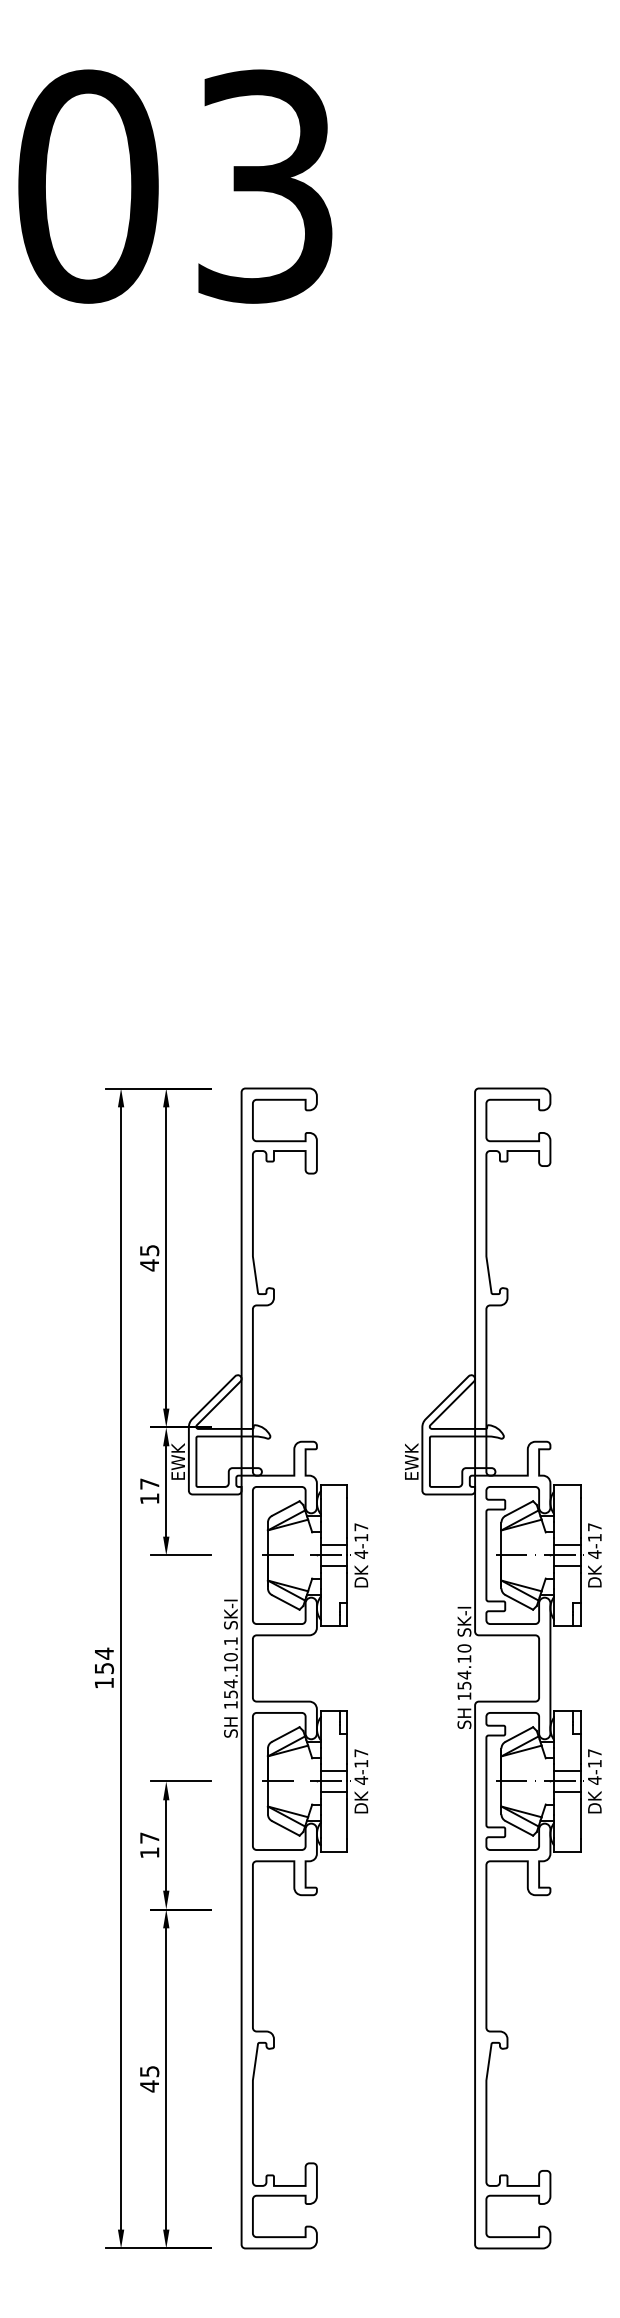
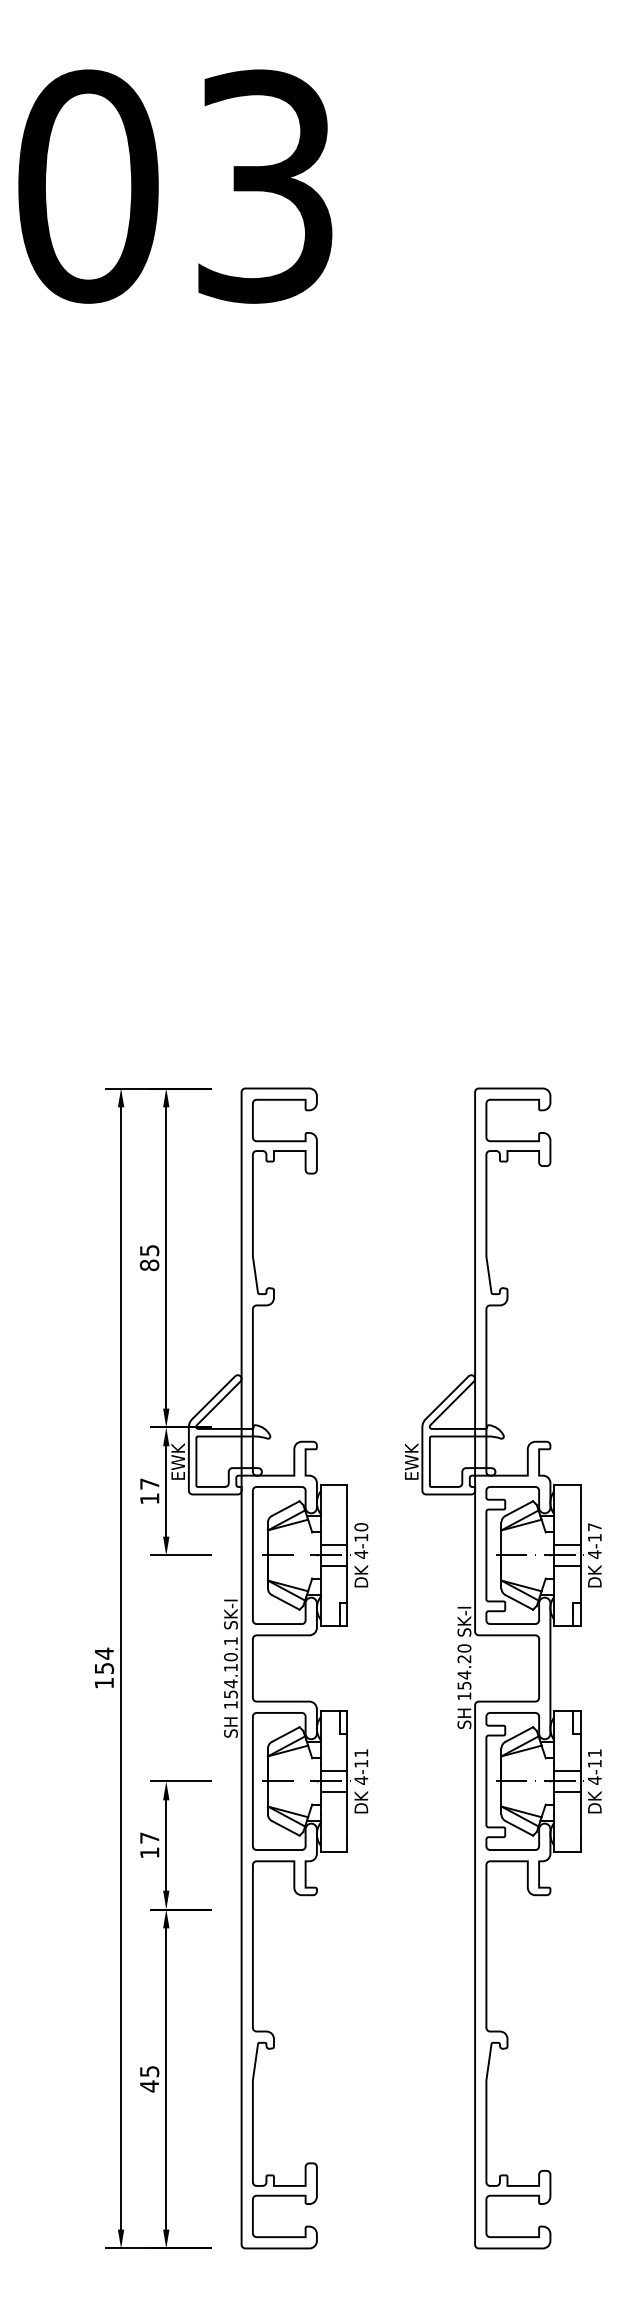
text: 45 -> 85 (149, 1265)
text: 4-17 -> 4-10 (361, 1527)
text: 154.10 -> 154.20 (464, 1659)
text: 4-17 -> 4-11 (361, 1753)
text: 4-17 -> 4-11 (594, 1753)
